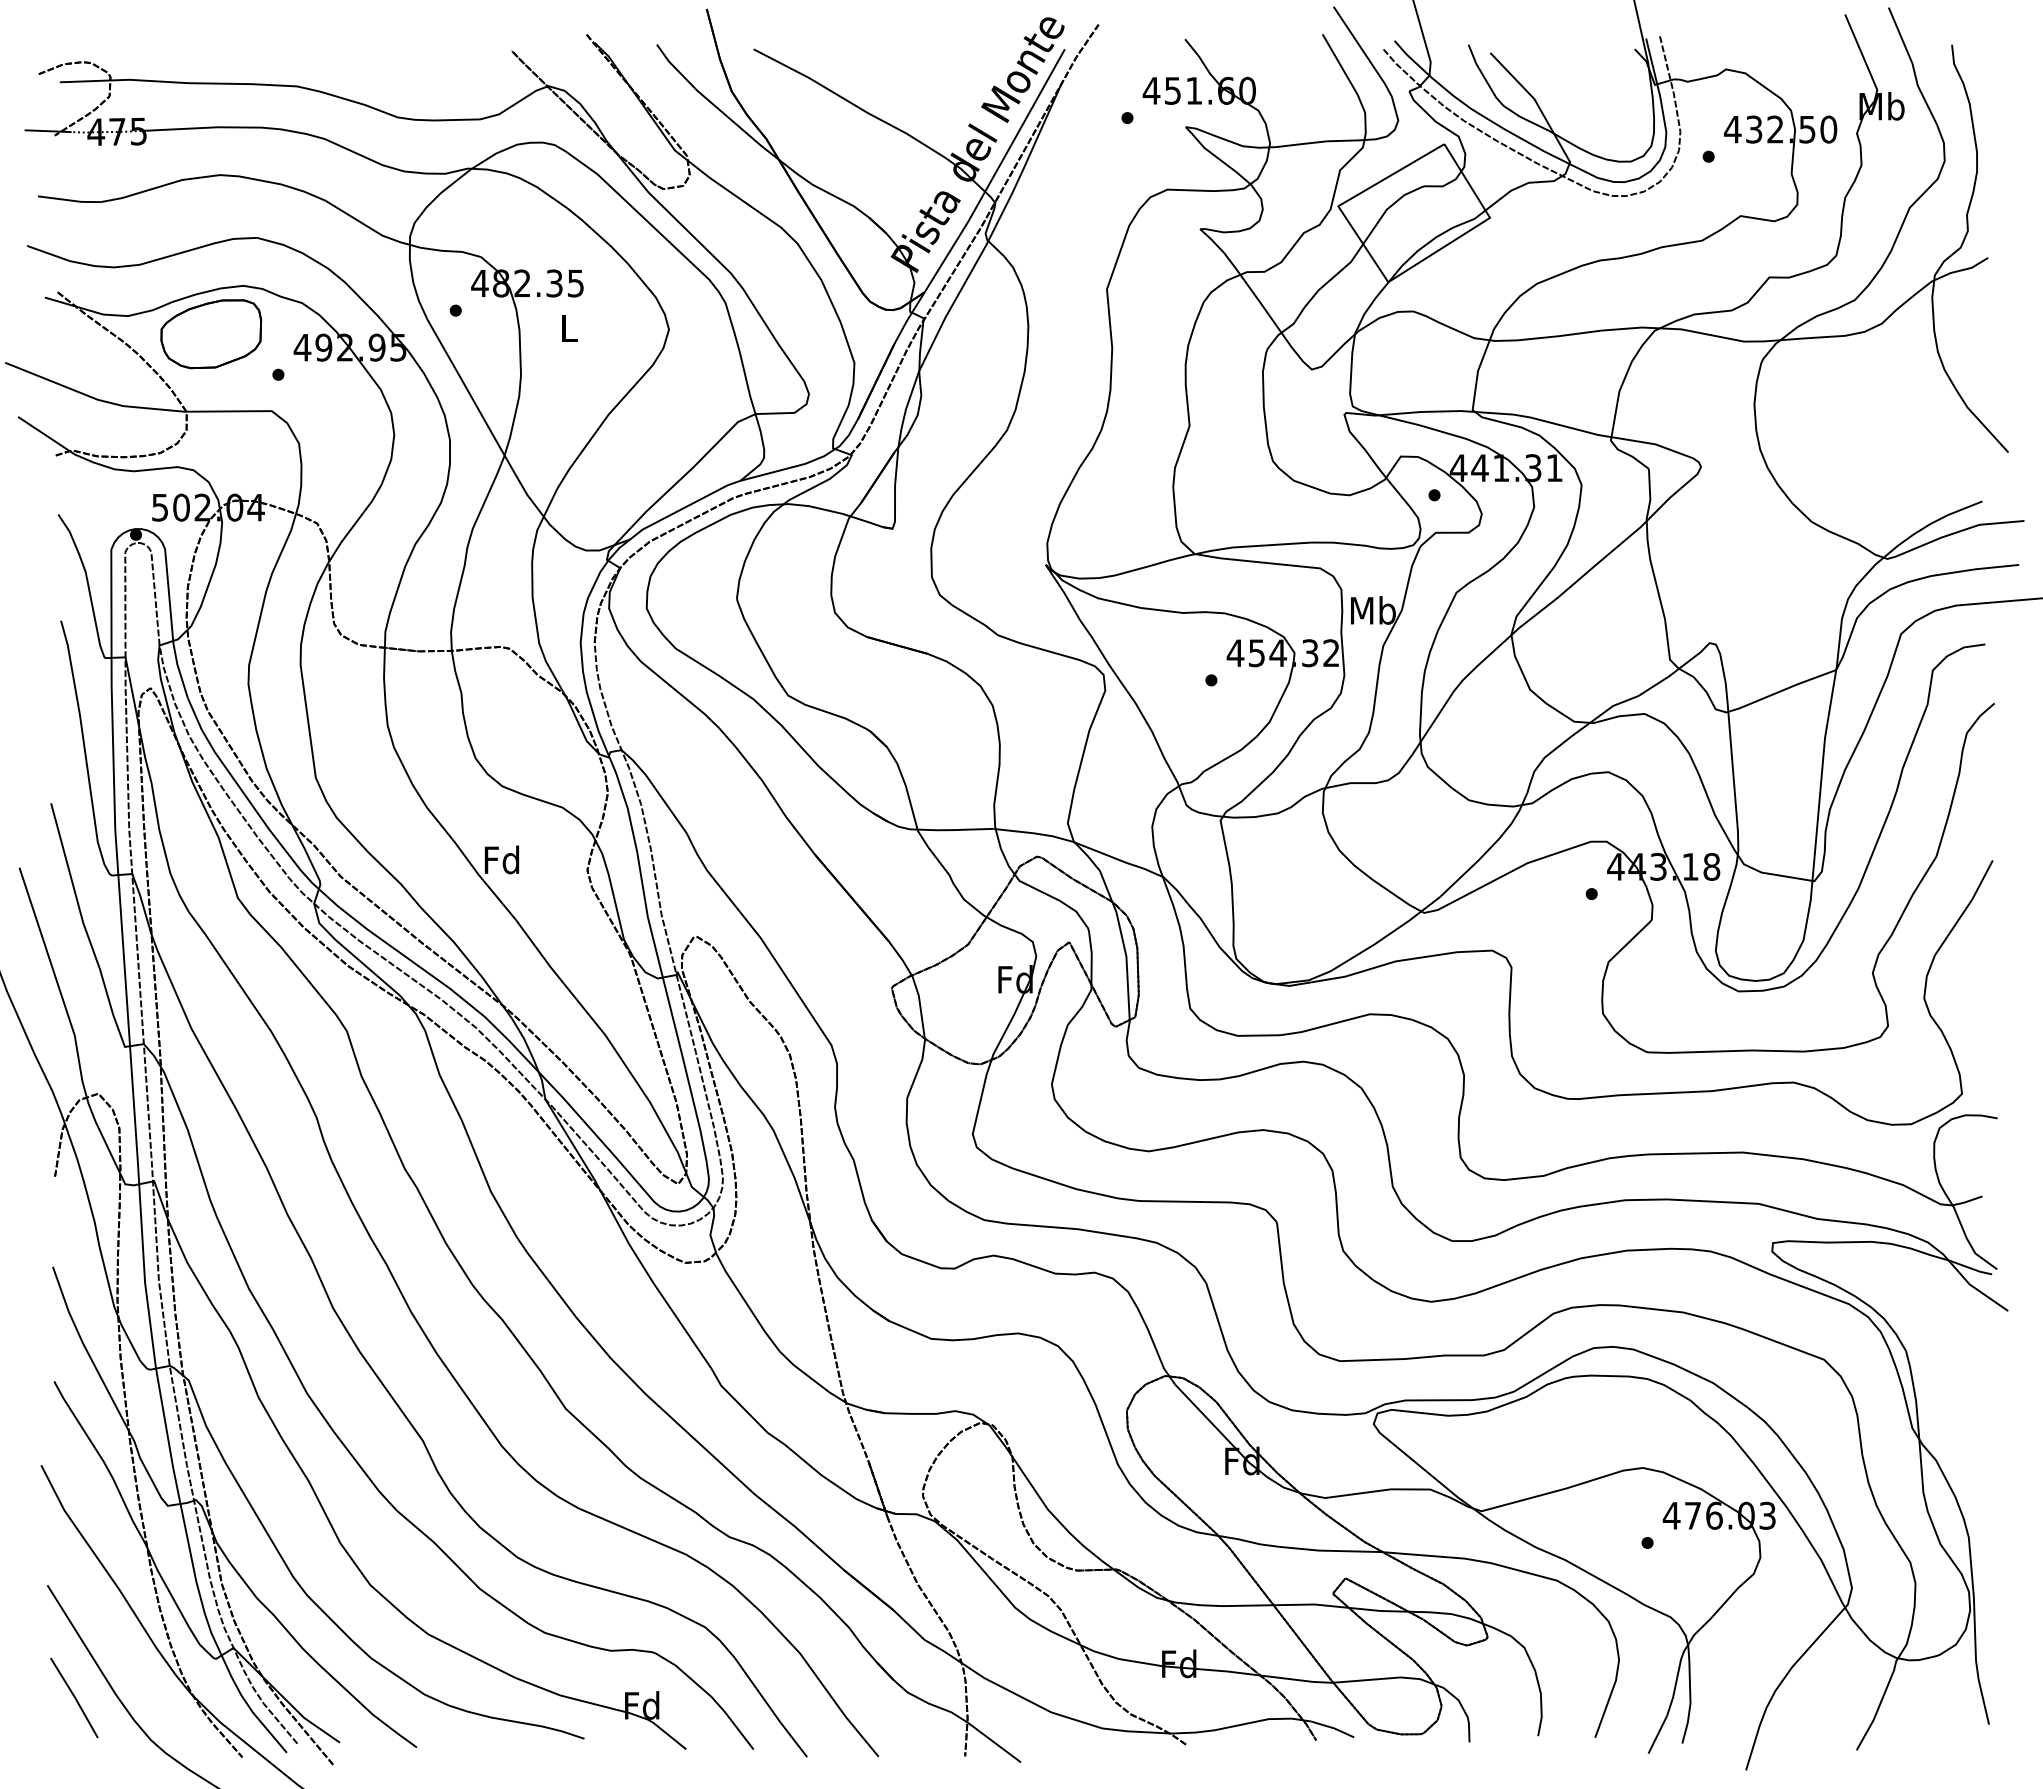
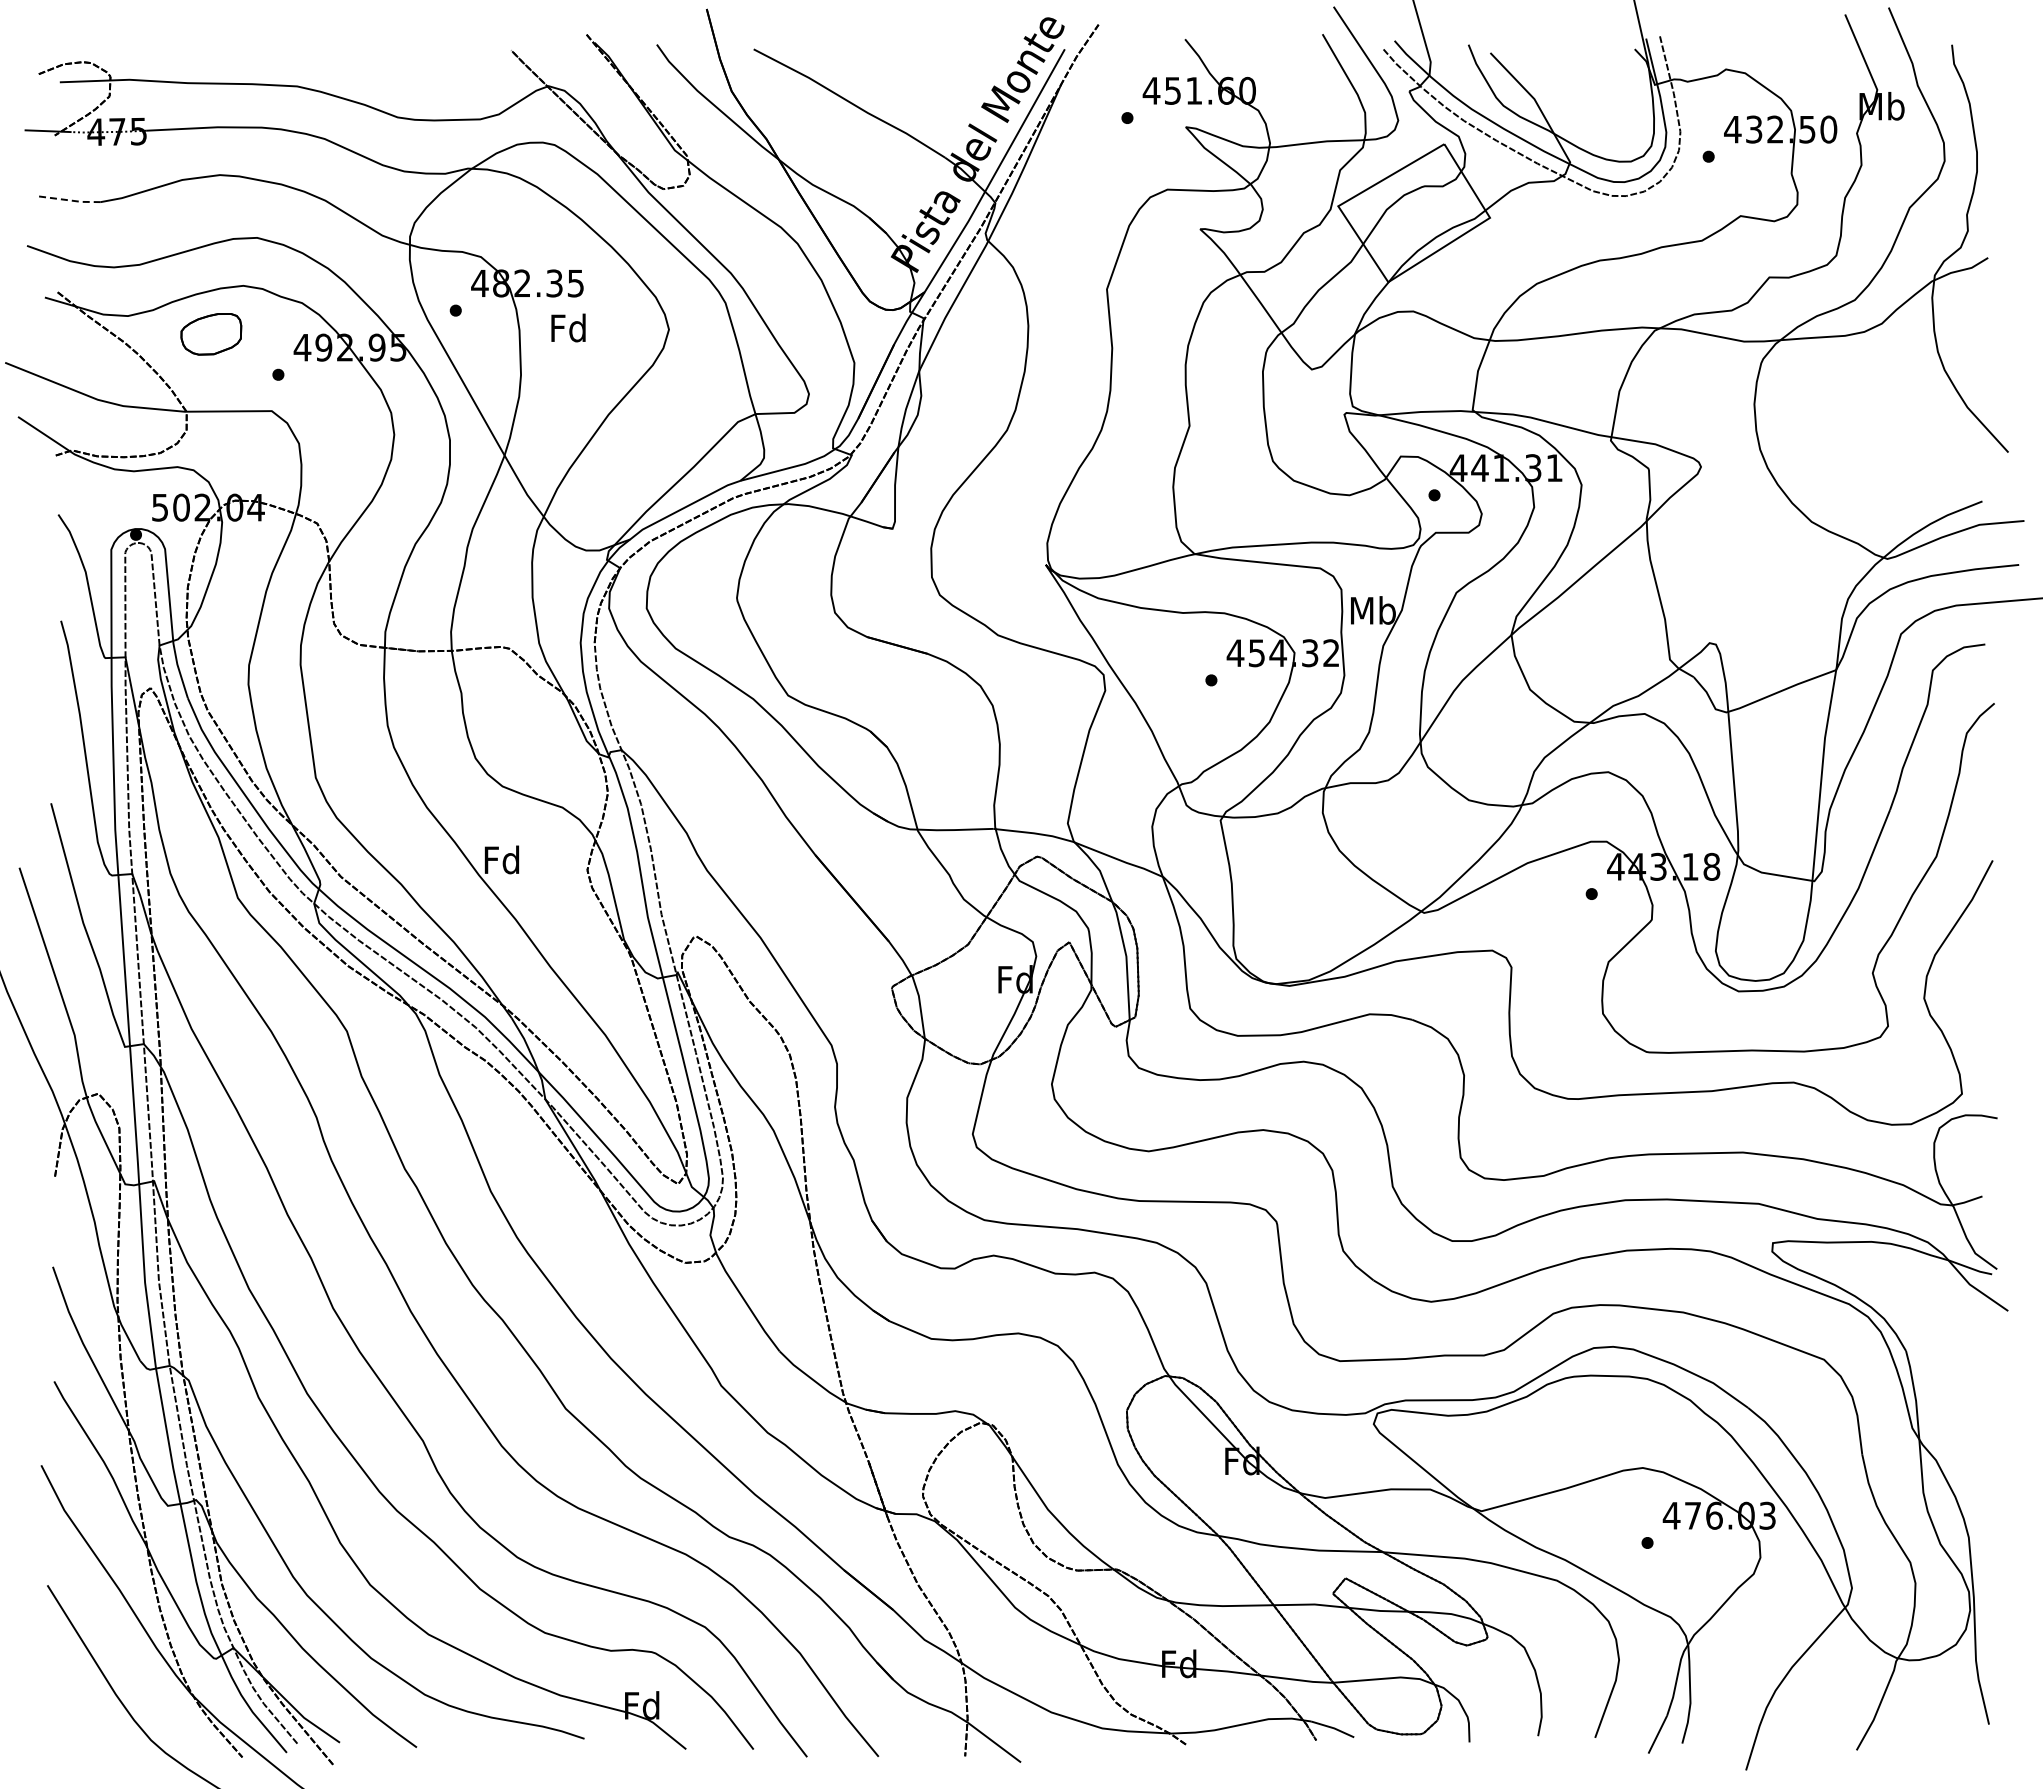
line: solid -> dashed (69, 200)
text: L -> Fd (568, 327)
part size: 103x71 px -> 63x43 px (211, 334)
line: present -> none (74, 1697)
